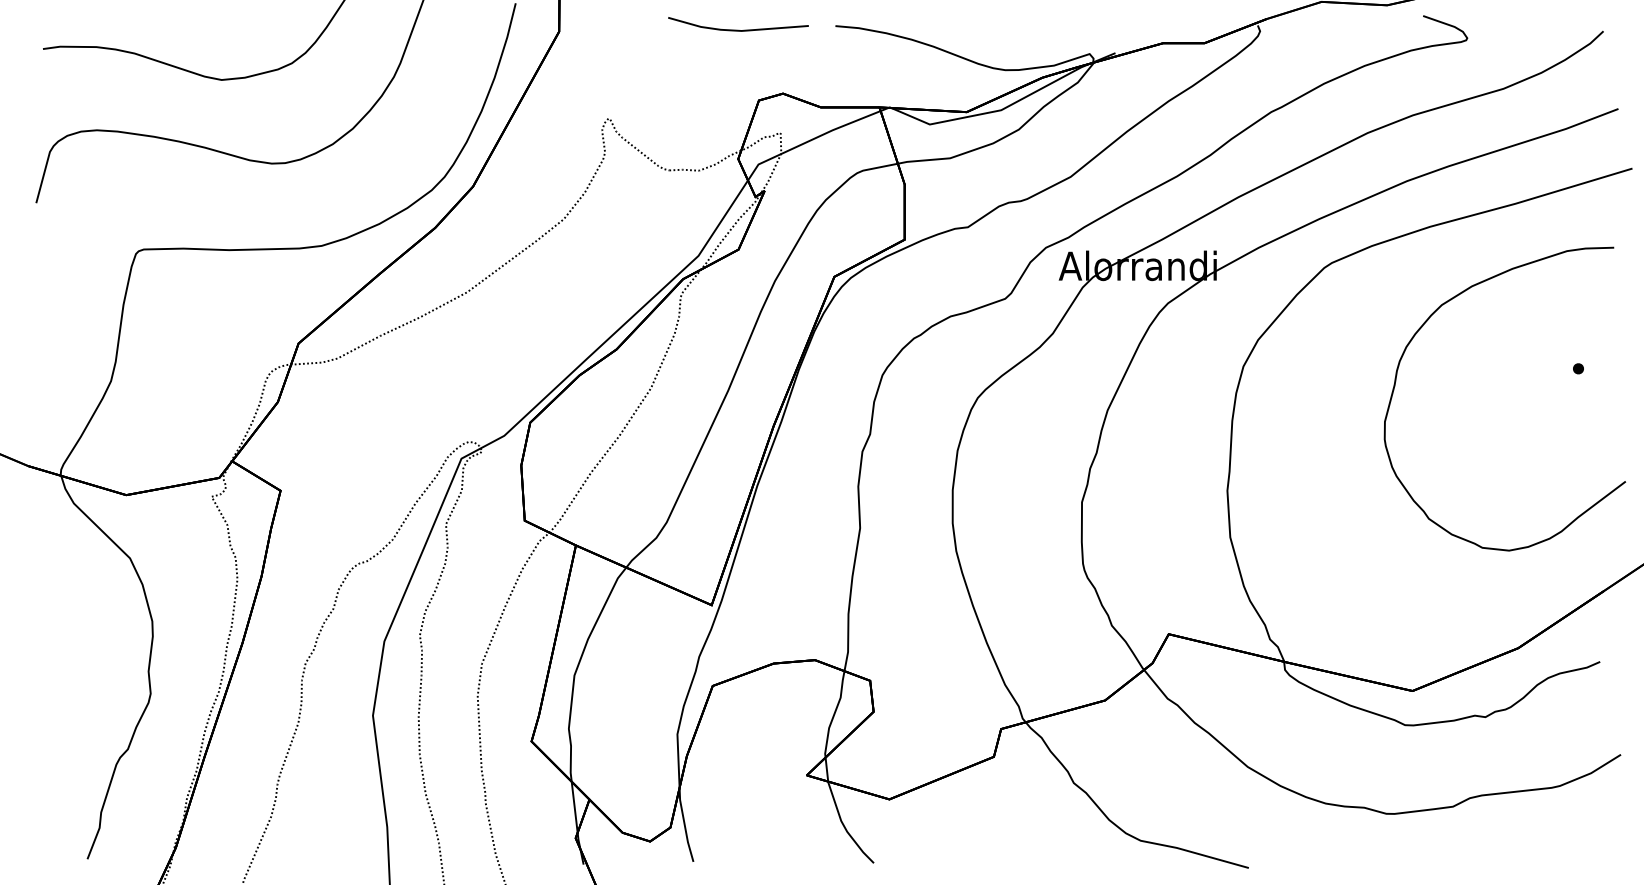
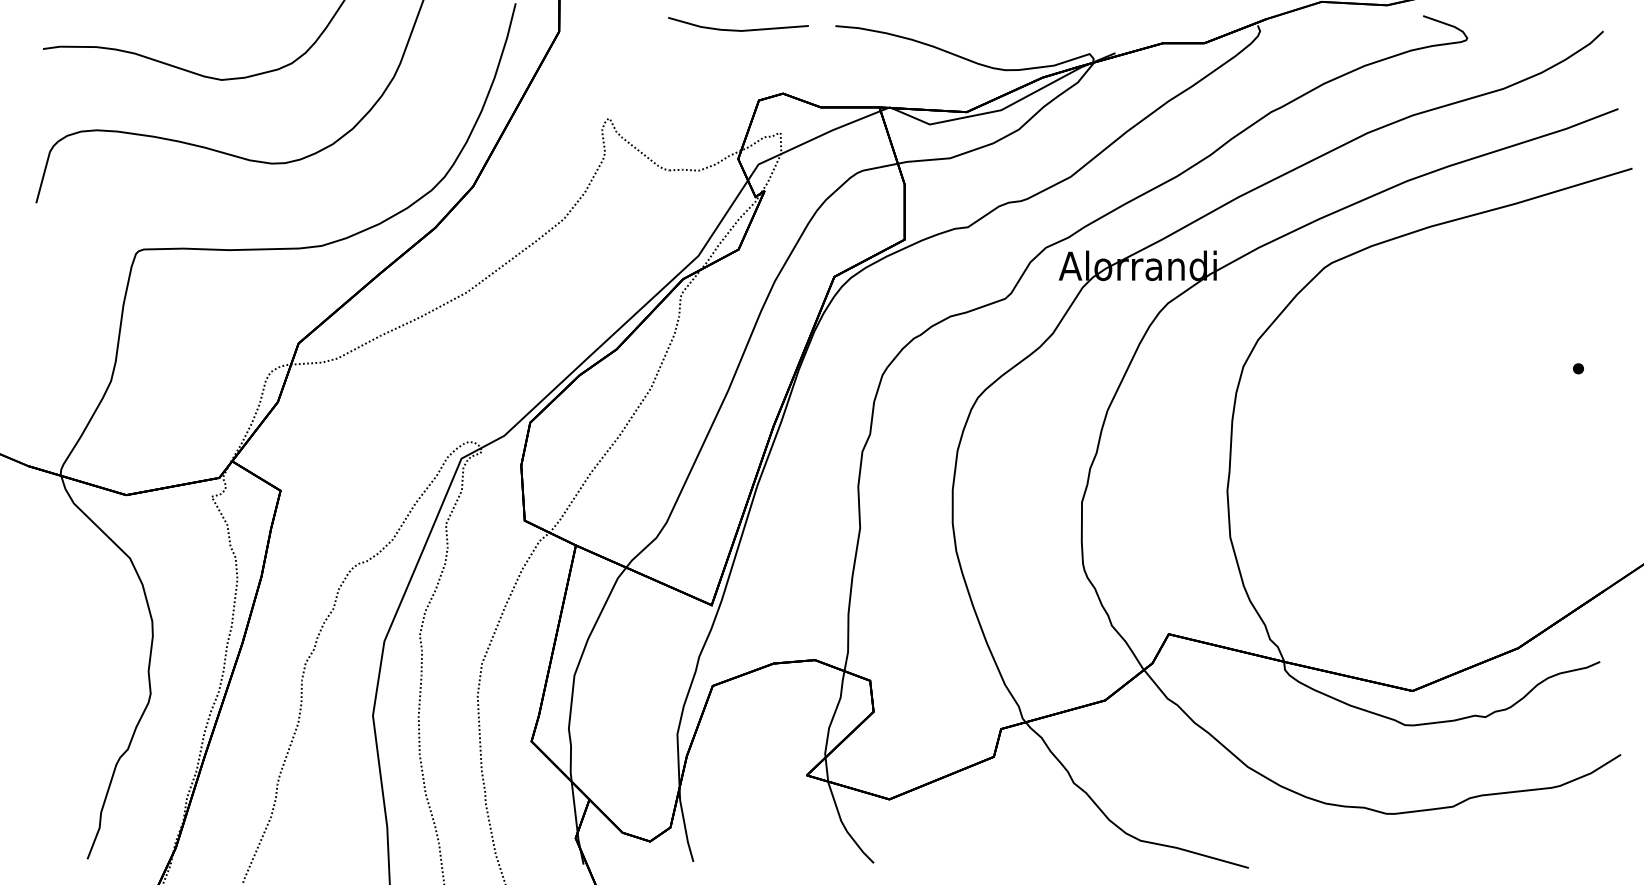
curve: present -> none (1422, 327)
